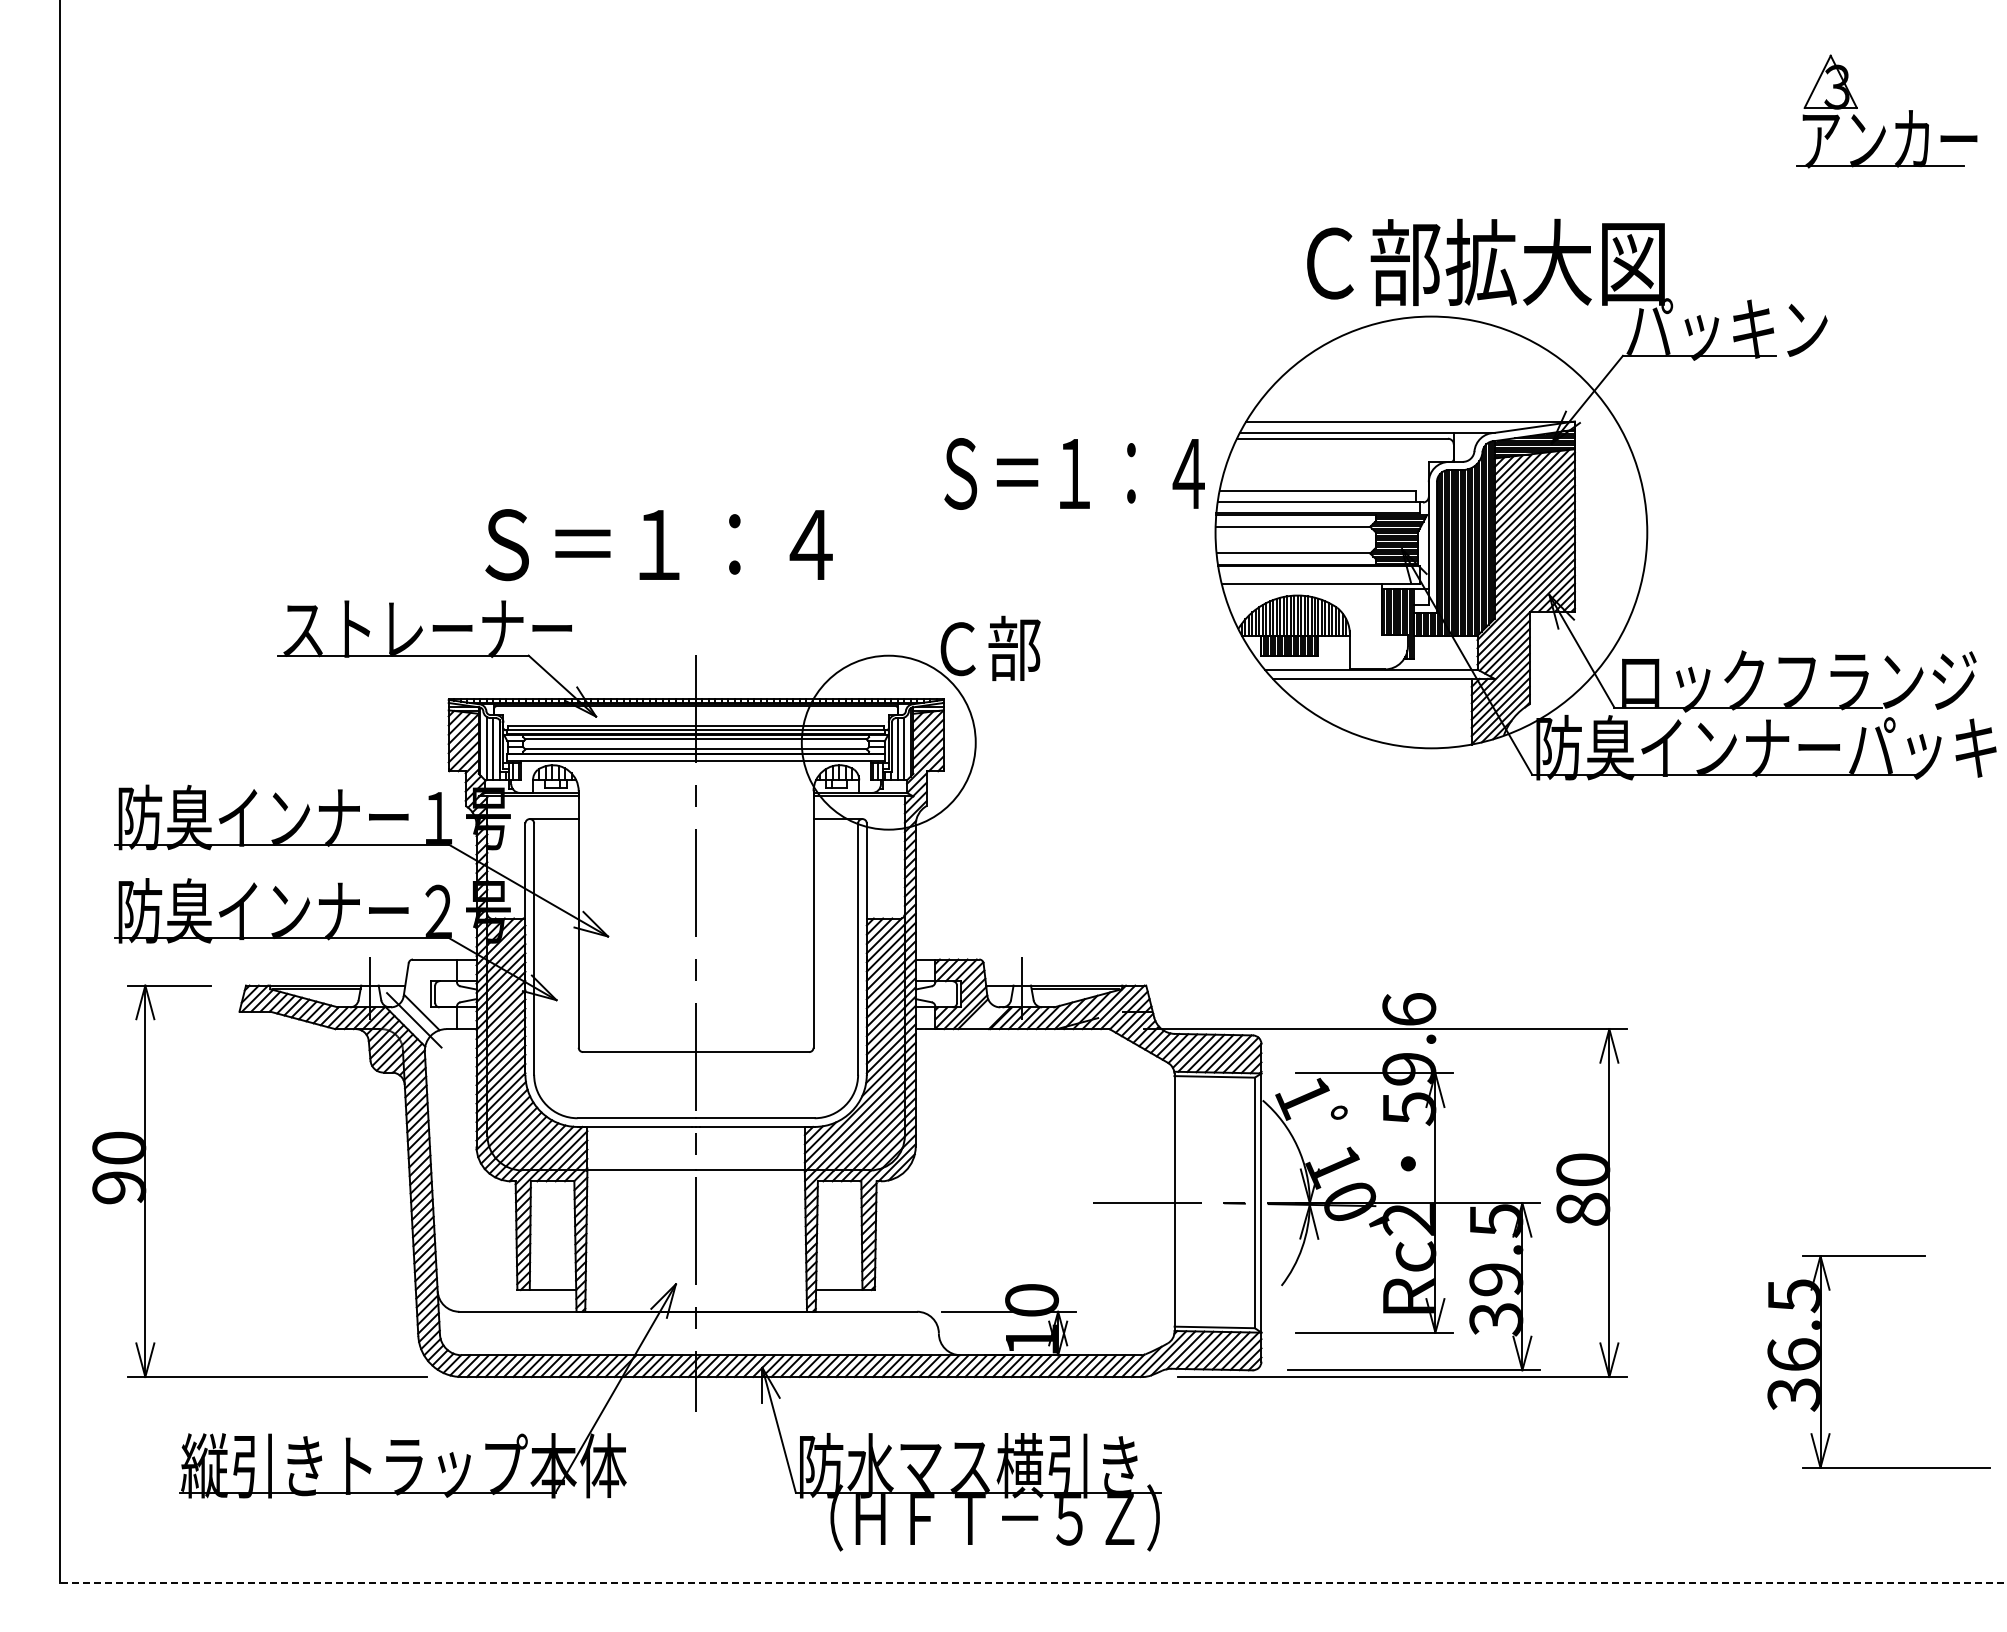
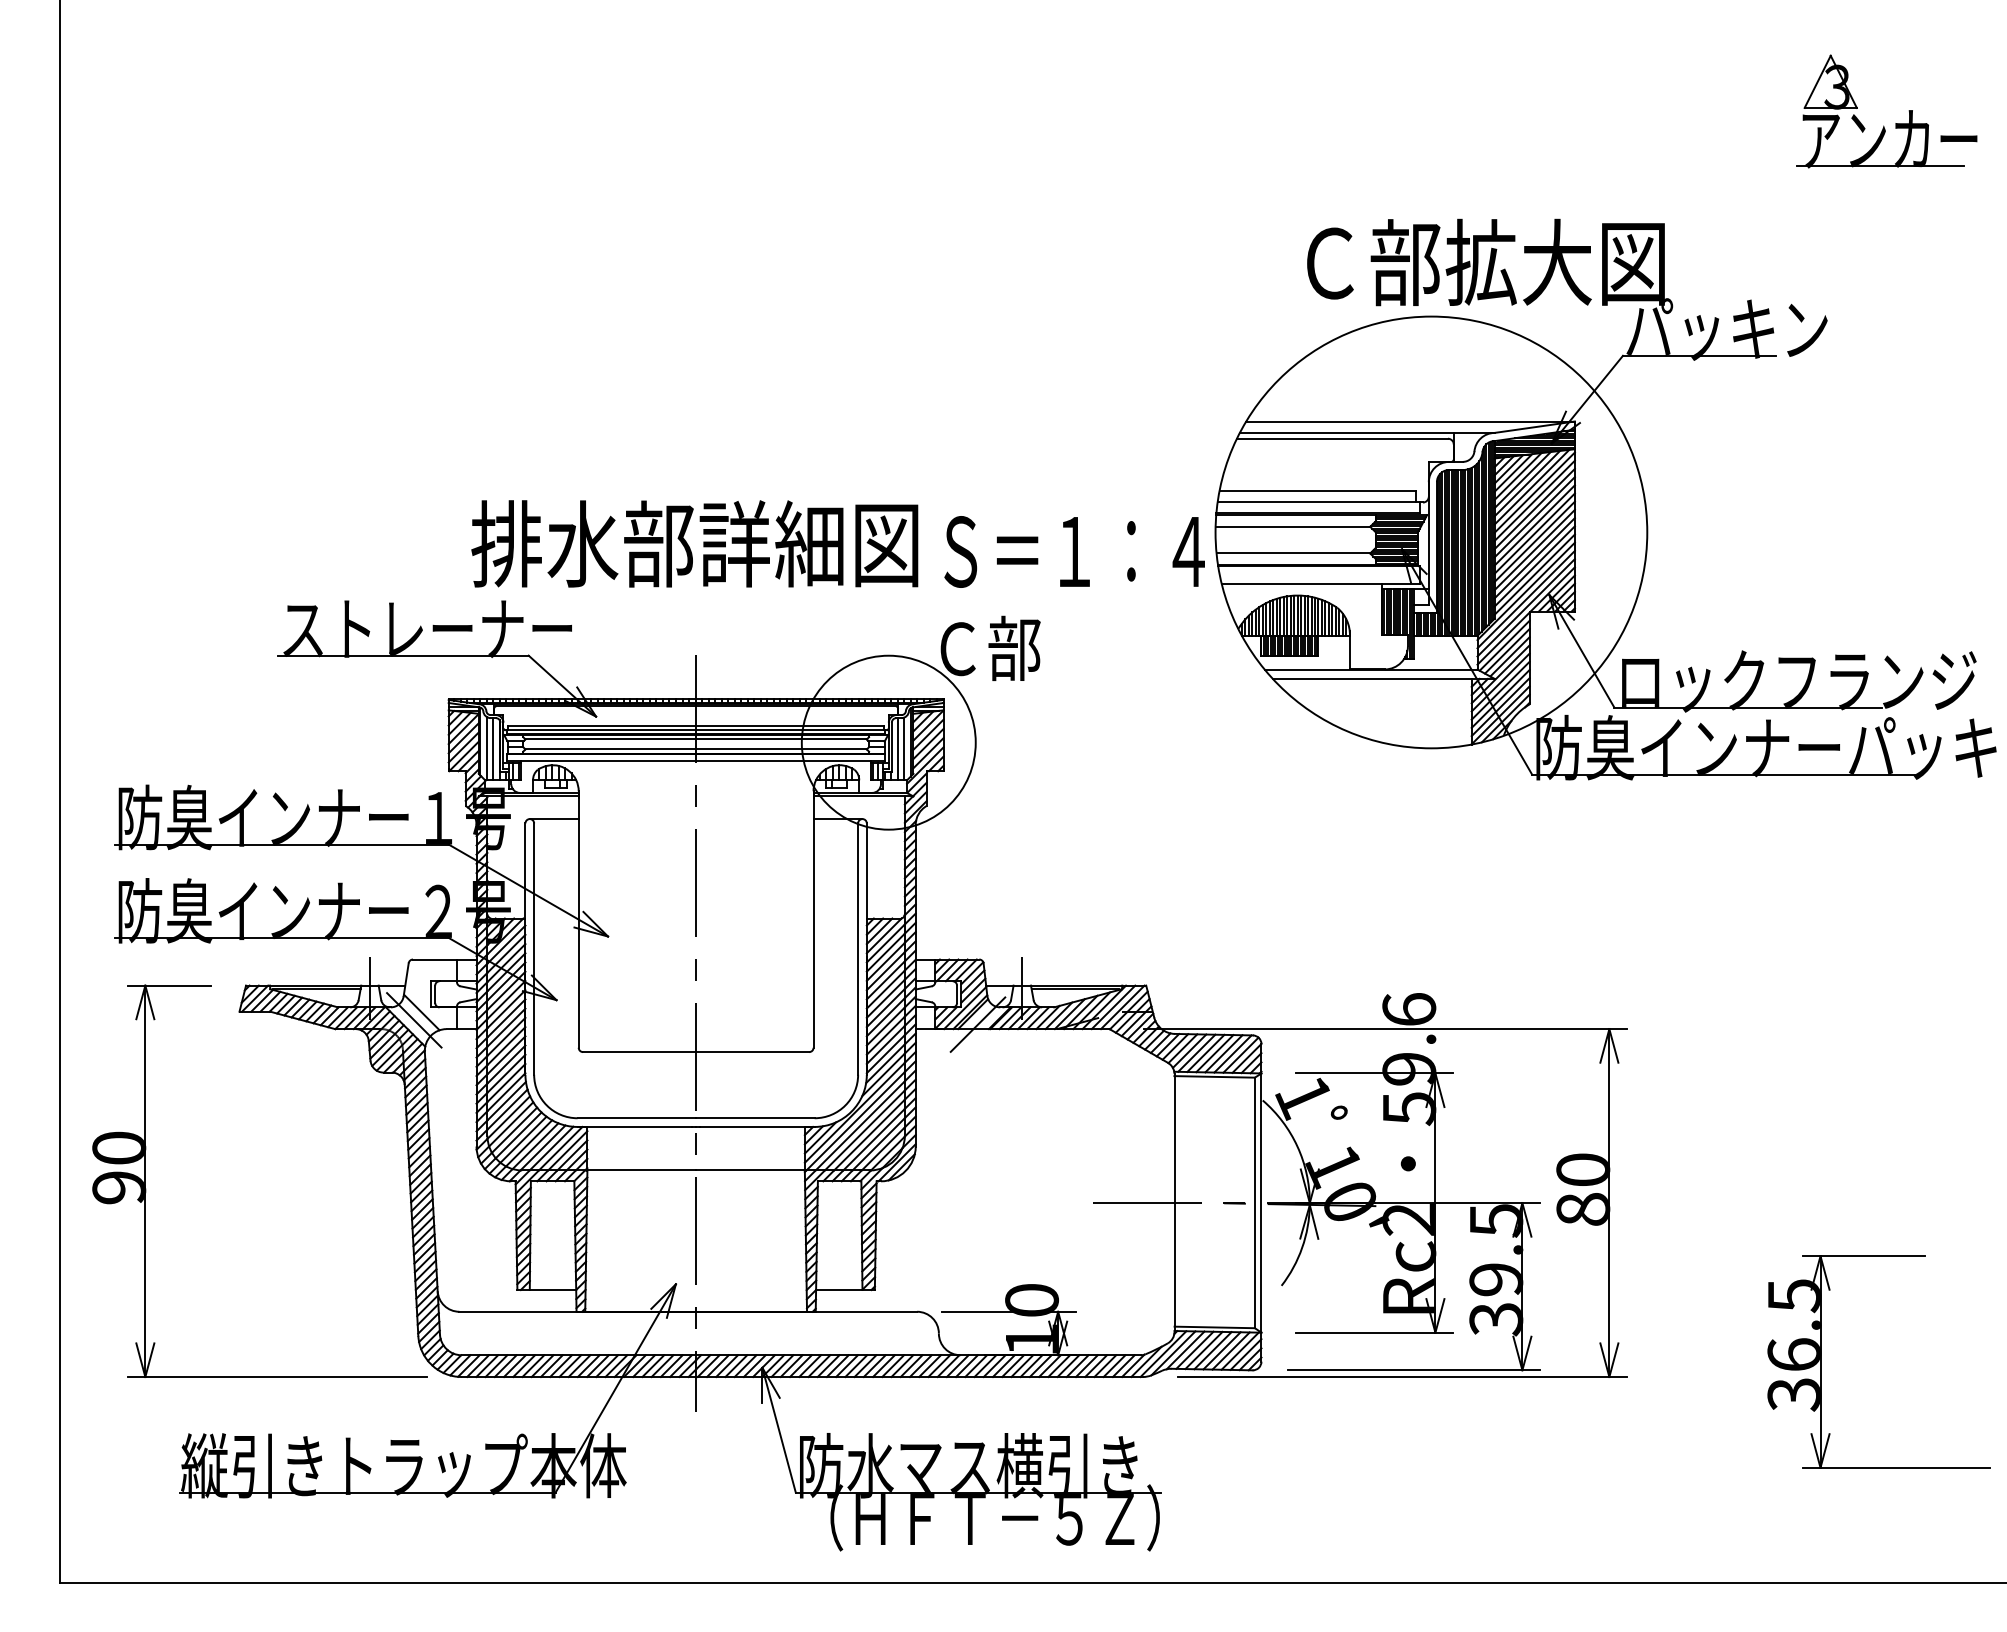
text position: (1074, 473) -> (1074, 551) (1074, 551)
text: Ｓ＝１：４ -> 排水部詳細図 (694, 543)
line: none -> present (977, 1024)
line: dashed -> solid (1033, 1582)
